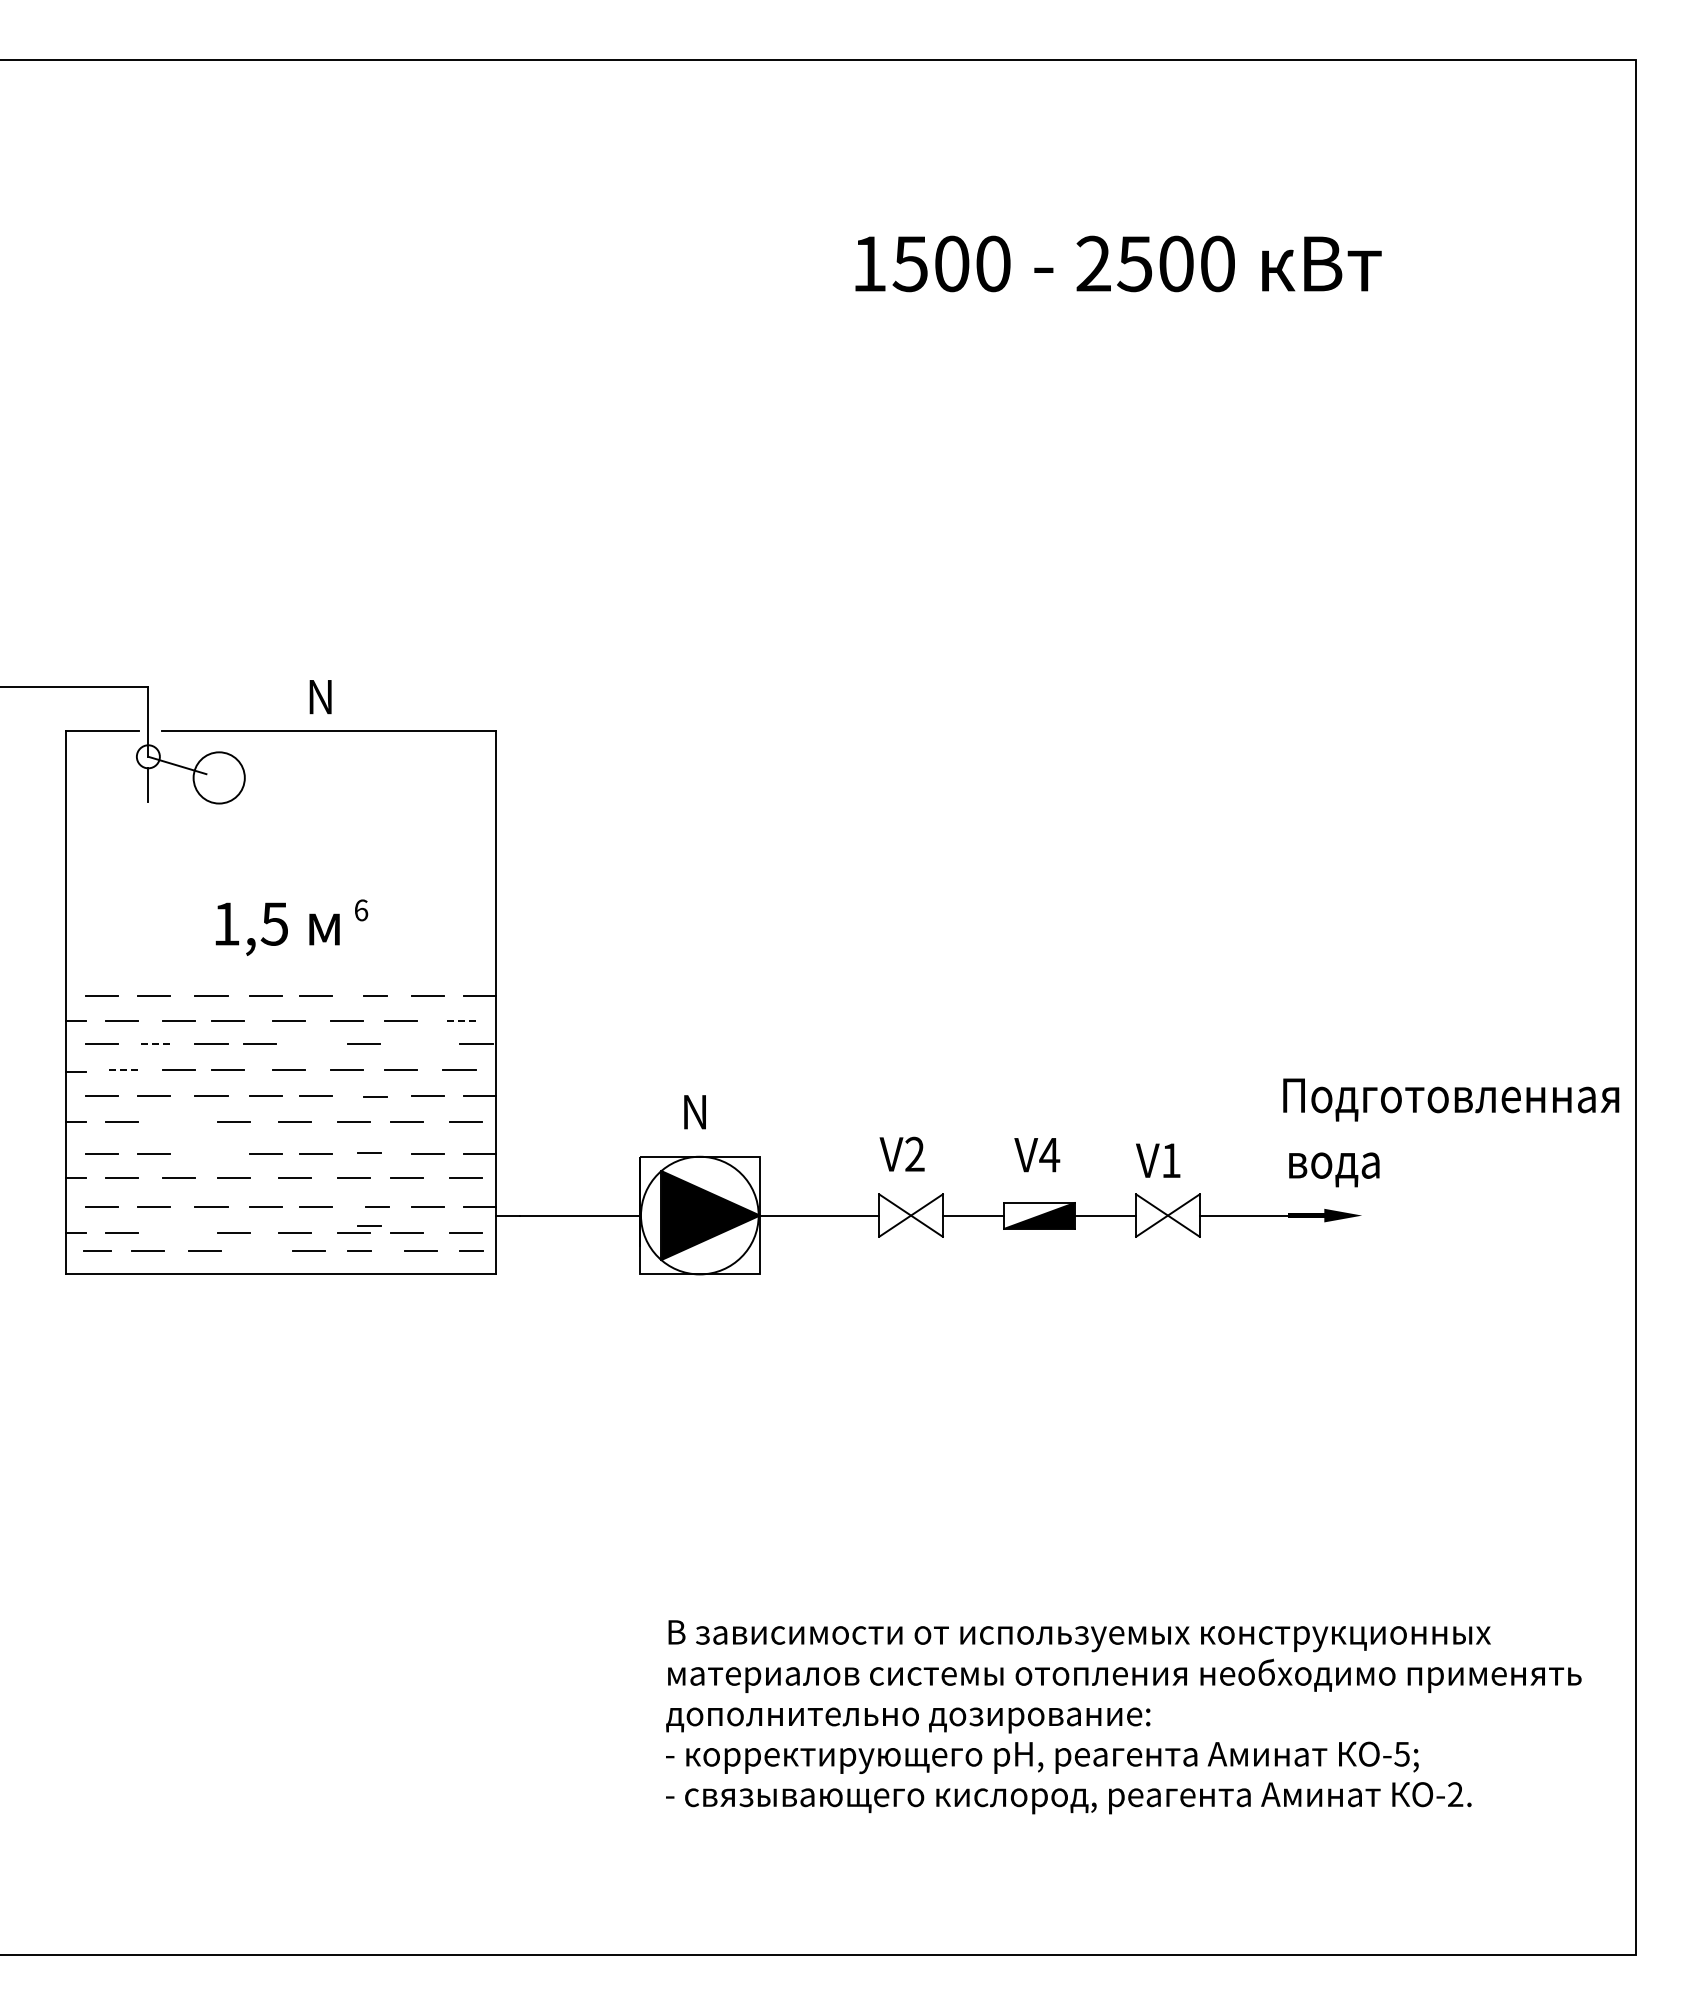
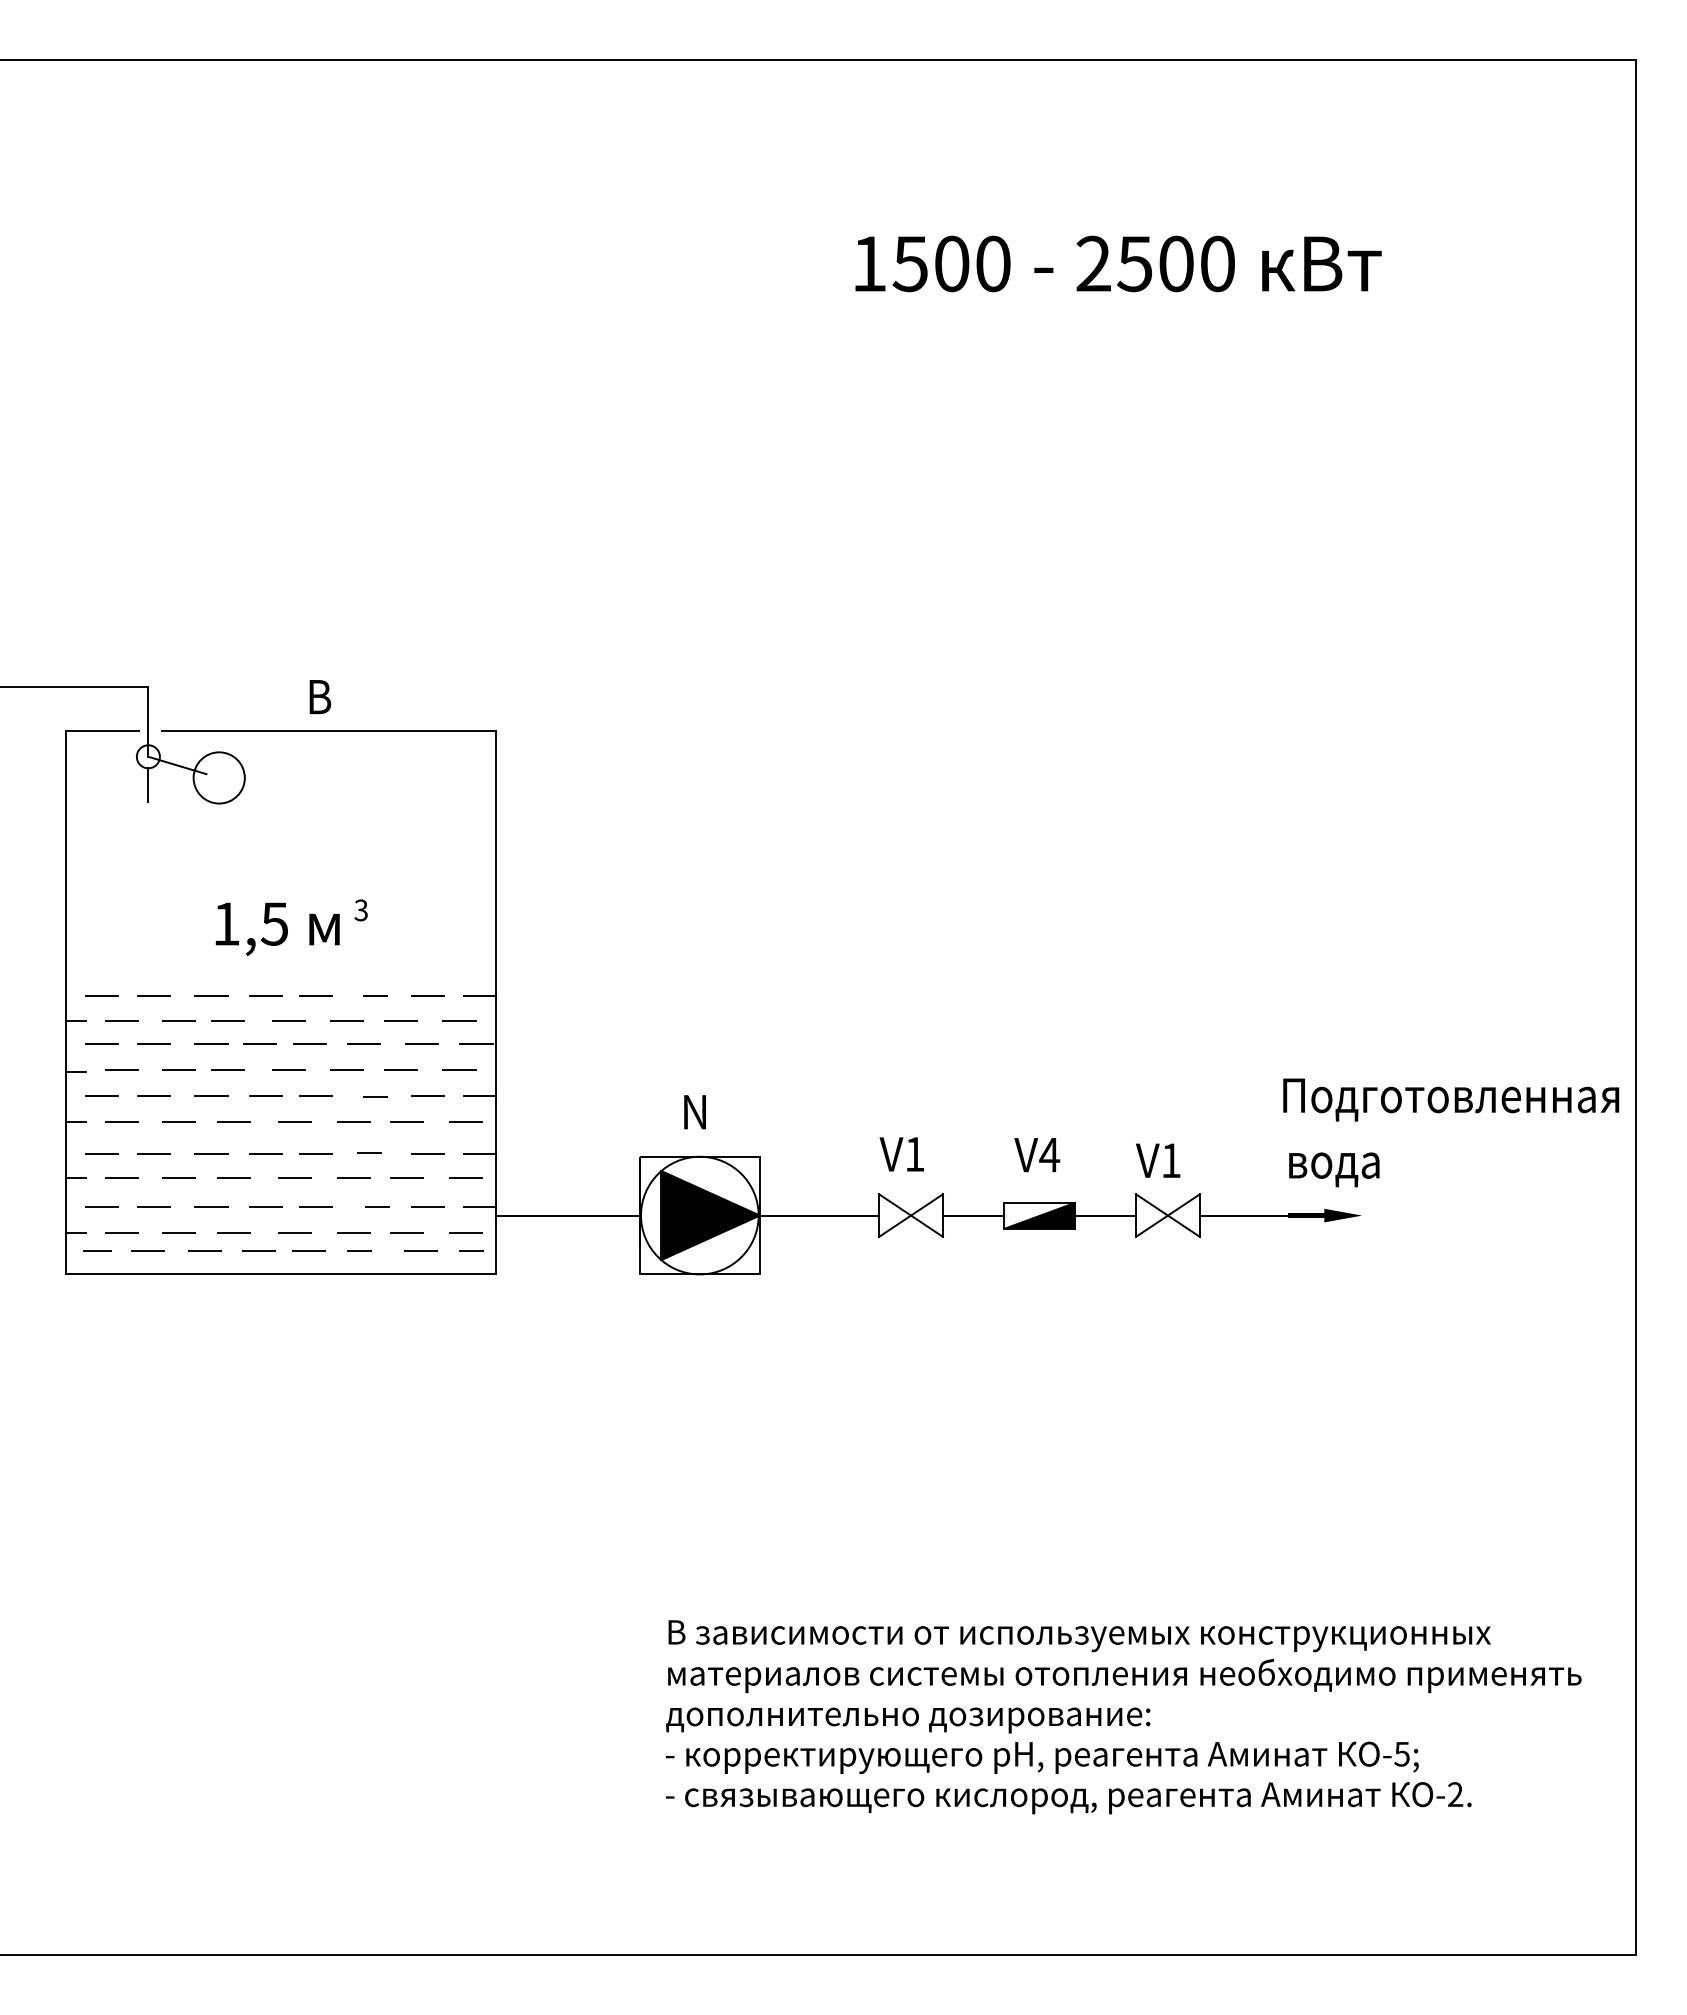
text: N -> В (322, 697)
text: 6 -> 3 (361, 910)
line: dashed -> solid (459, 1021)
line: dashed -> solid (153, 1044)
line: none -> present (309, 1044)
line: none -> present (421, 1044)
line: dashed -> solid (121, 1069)
line: none -> present (179, 1121)
line: none -> present (211, 1153)
text: V2 -> V1 (914, 1153)
line: present -> none (369, 1225)
line: none -> present (178, 1232)
line: none -> present (259, 1251)
